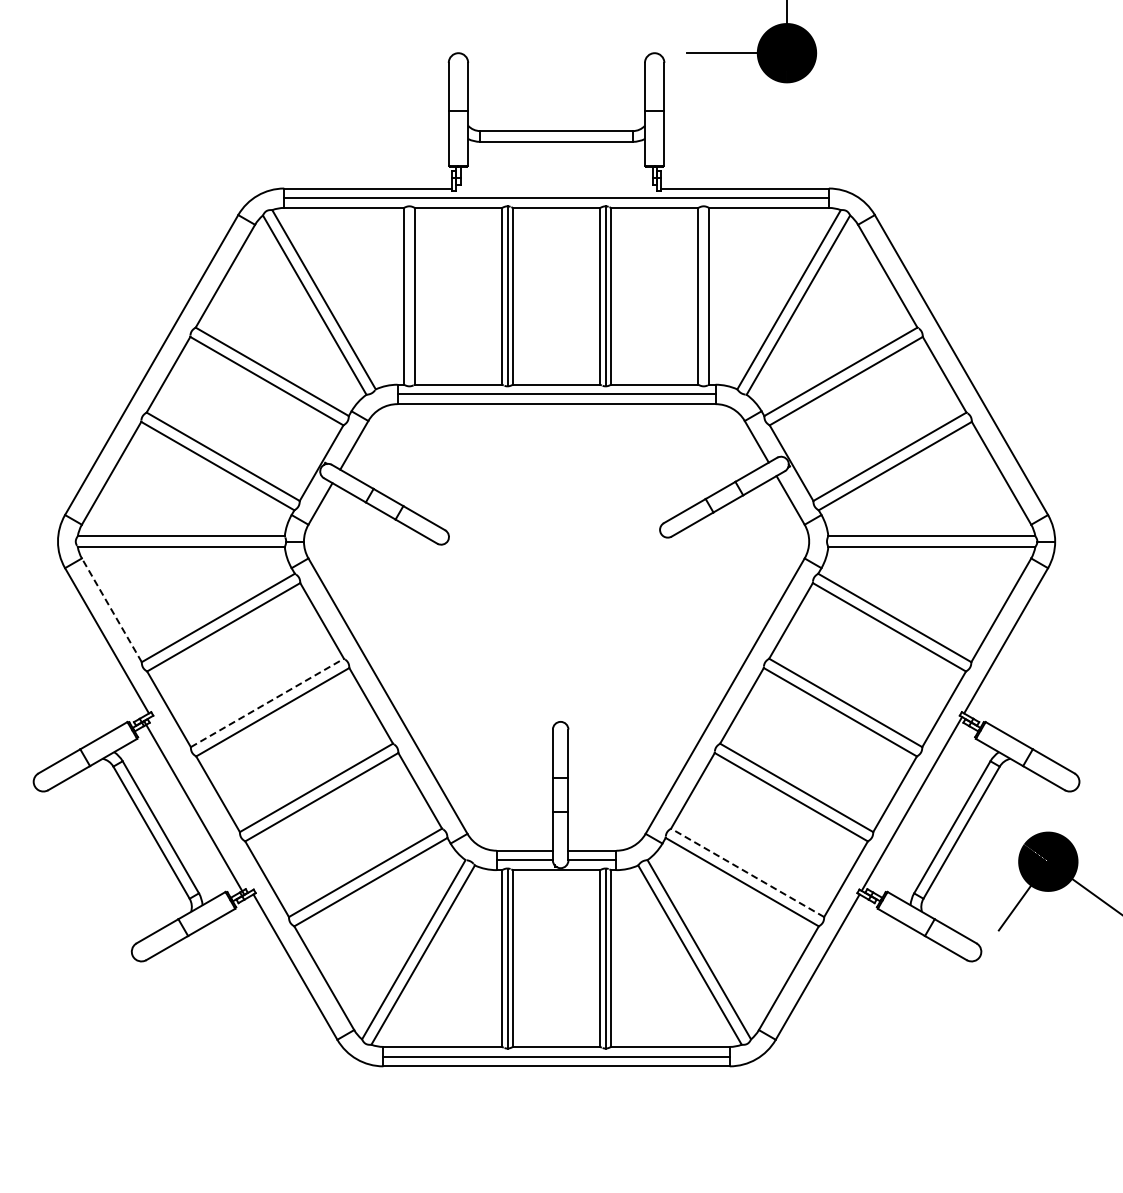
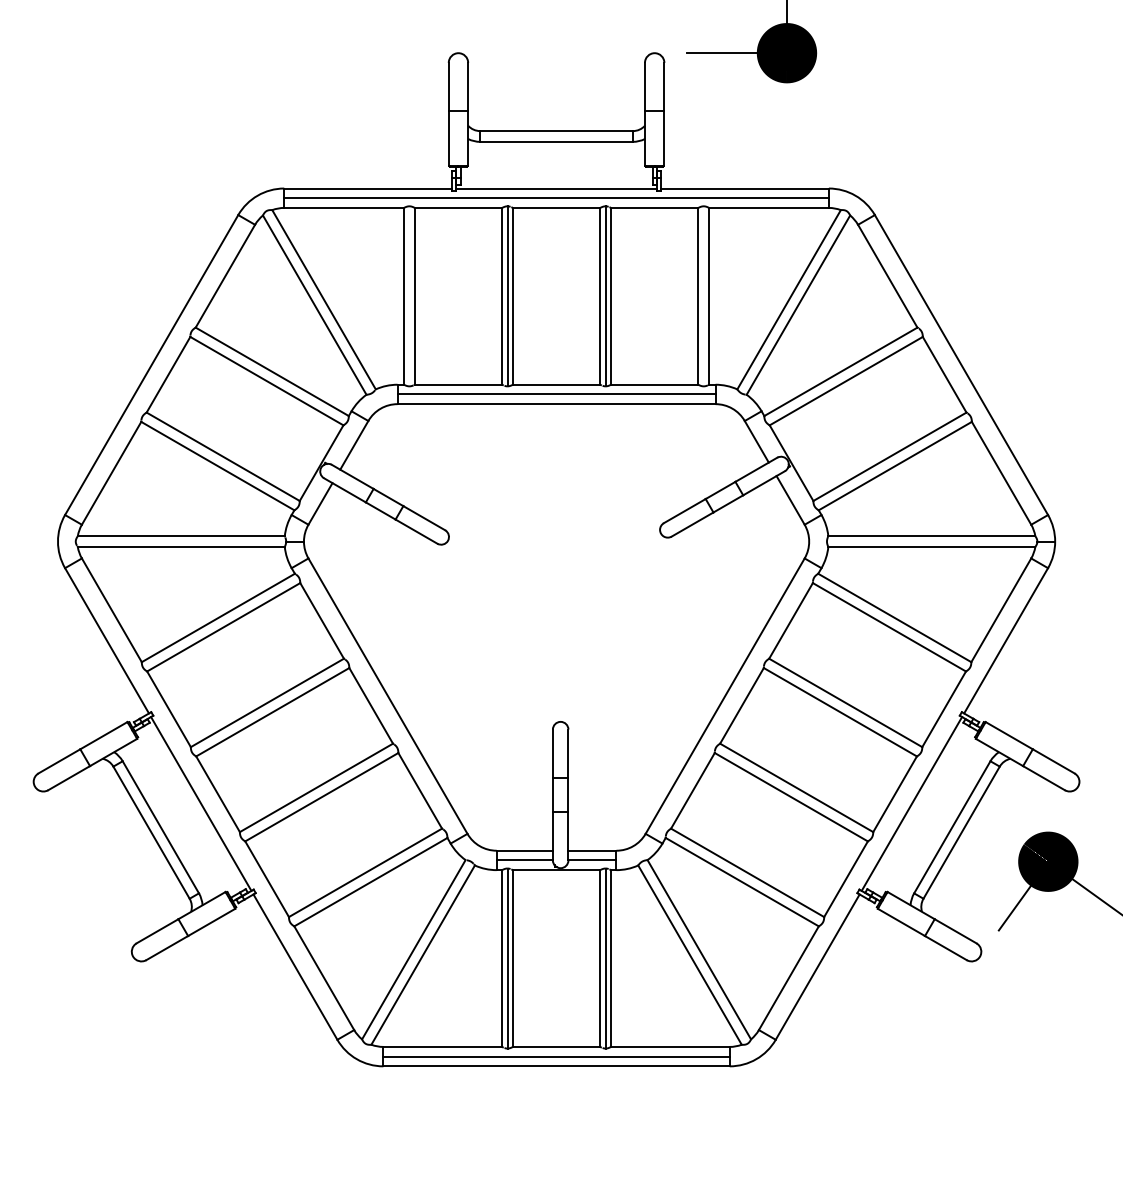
line: none -> present (556, 188)
line: dashed -> solid (111, 610)
line: dashed -> solid (267, 702)
line position: (194, 807) -> (201, 803) (201, 803)
line: dashed -> solid (747, 872)
